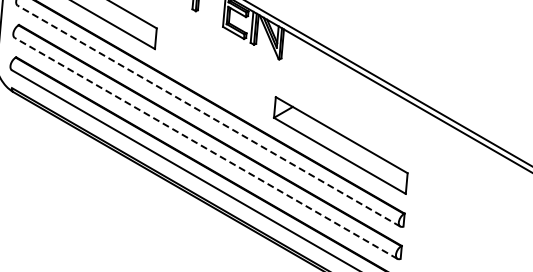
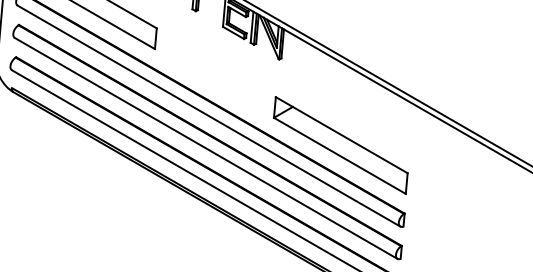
line: dashed -> solid (209, 116)
line: dashed -> solid (206, 148)
